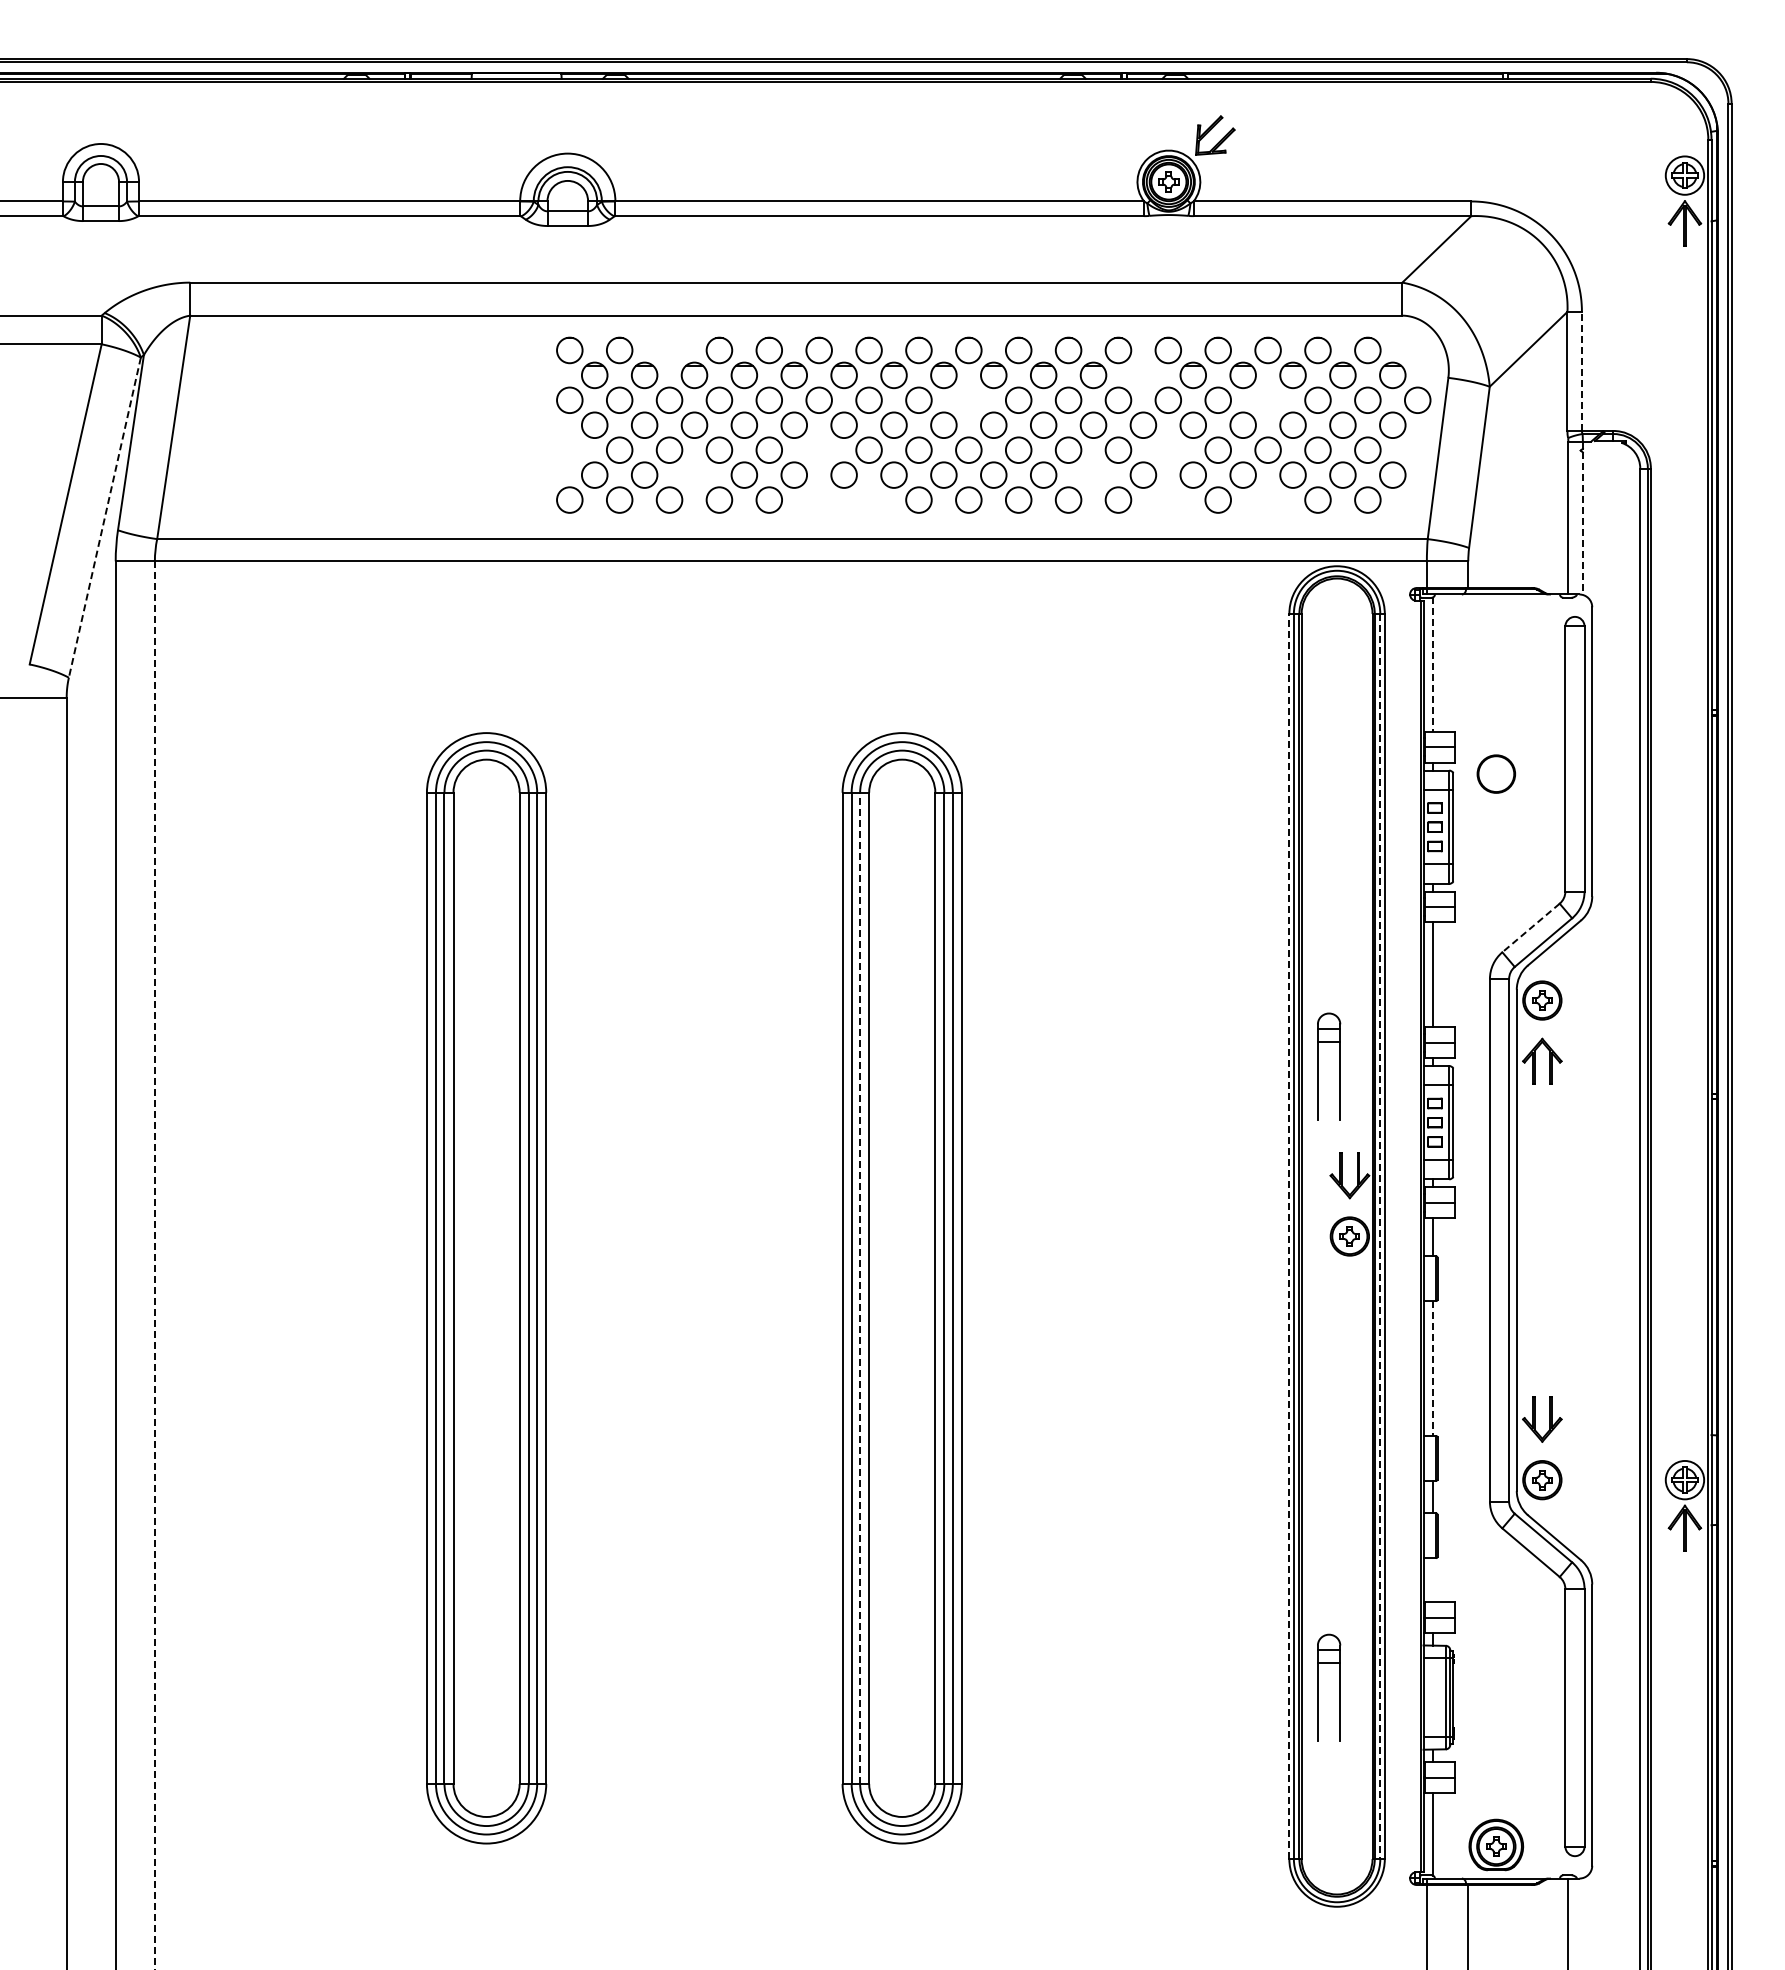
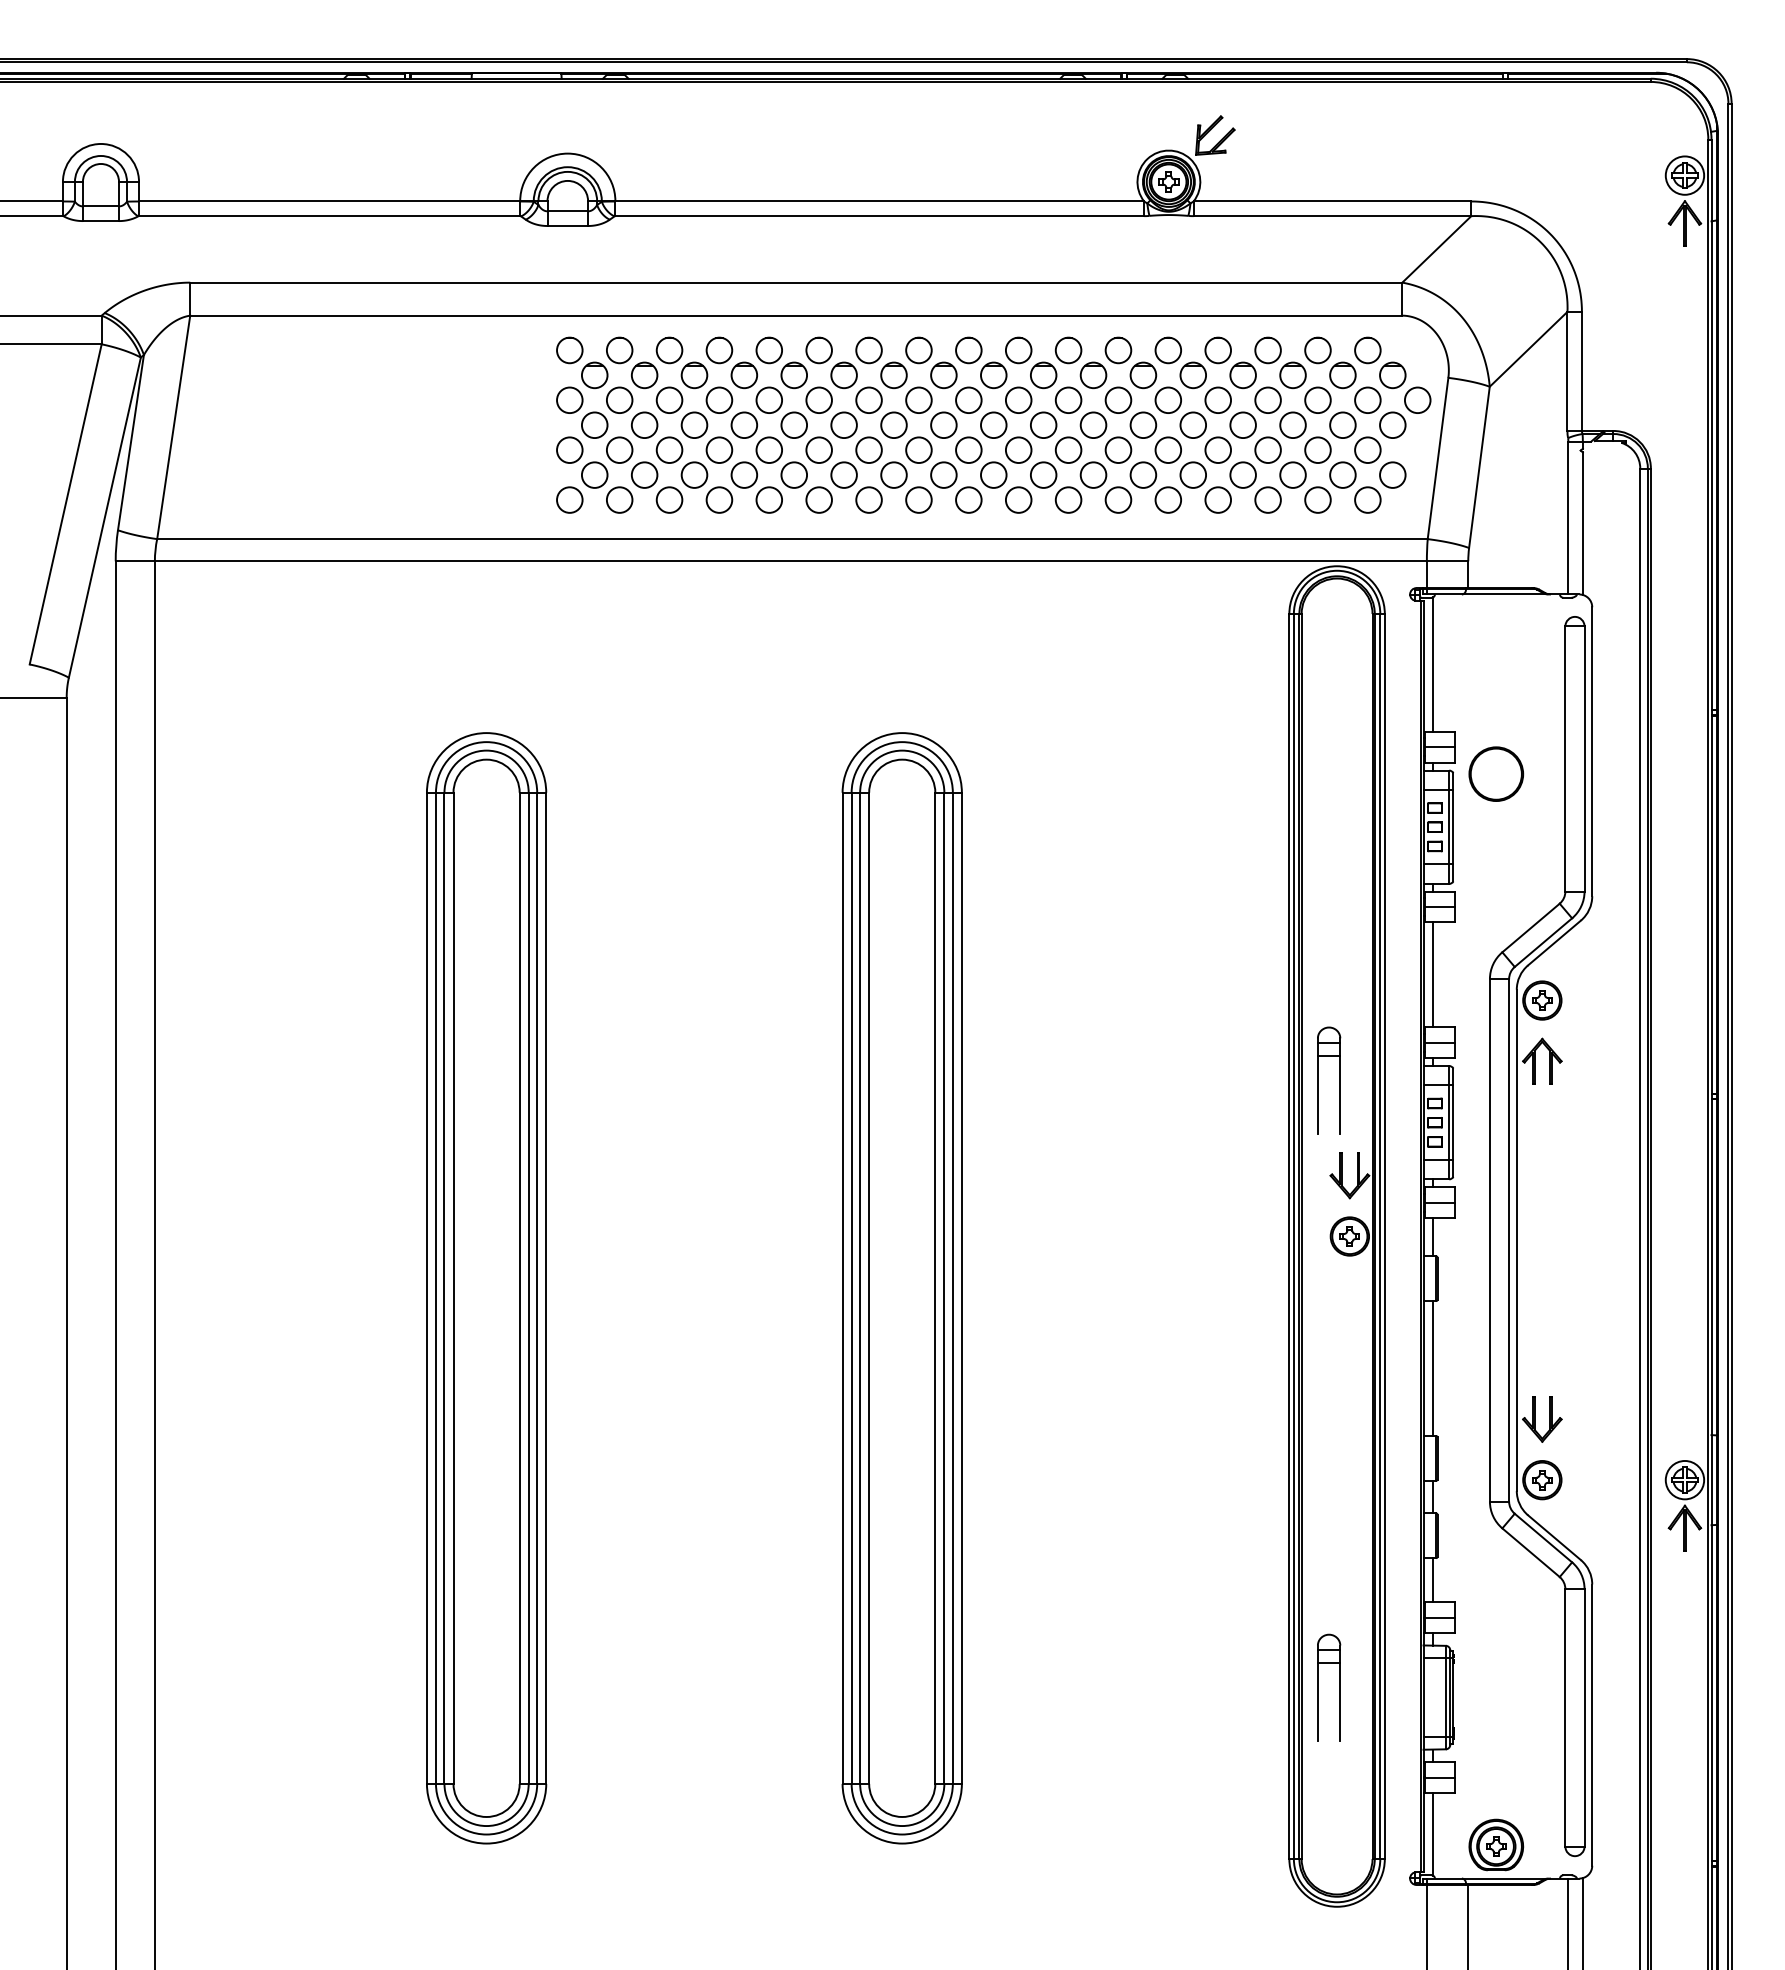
part: none -> present (669, 350)
line: dashed -> solid (1581, 371)
part: none -> present (1143, 375)
circle: none -> present (968, 399)
circle: none -> present (1267, 399)
circle: none -> present (569, 449)
circle: none -> present (818, 449)
circle: none -> present (1167, 449)
circle: none -> present (694, 474)
circle: none -> present (1093, 474)
circle: none -> present (818, 499)
circle: none -> present (868, 499)
circle: none -> present (1167, 499)
circle: none -> present (1267, 499)
line: dashed -> solid (104, 518)
line: dashed -> solid (1582, 524)
line: dashed -> solid (1433, 665)
part size: 41x40 px -> 57x56 px (1496, 773)
line: dashed -> solid (1531, 928)
part position: (1339, 1066) -> (1339, 1080) (1339, 1080)
line: dashed -> solid (1289, 1236)
line: dashed -> solid (1380, 1236)
line: dashed -> solid (154, 1266)
line: dashed -> solid (860, 1288)
line: dashed -> solid (1433, 1369)
line: none -> present (1433, 1580)
line: none -> present (1582, 1922)
